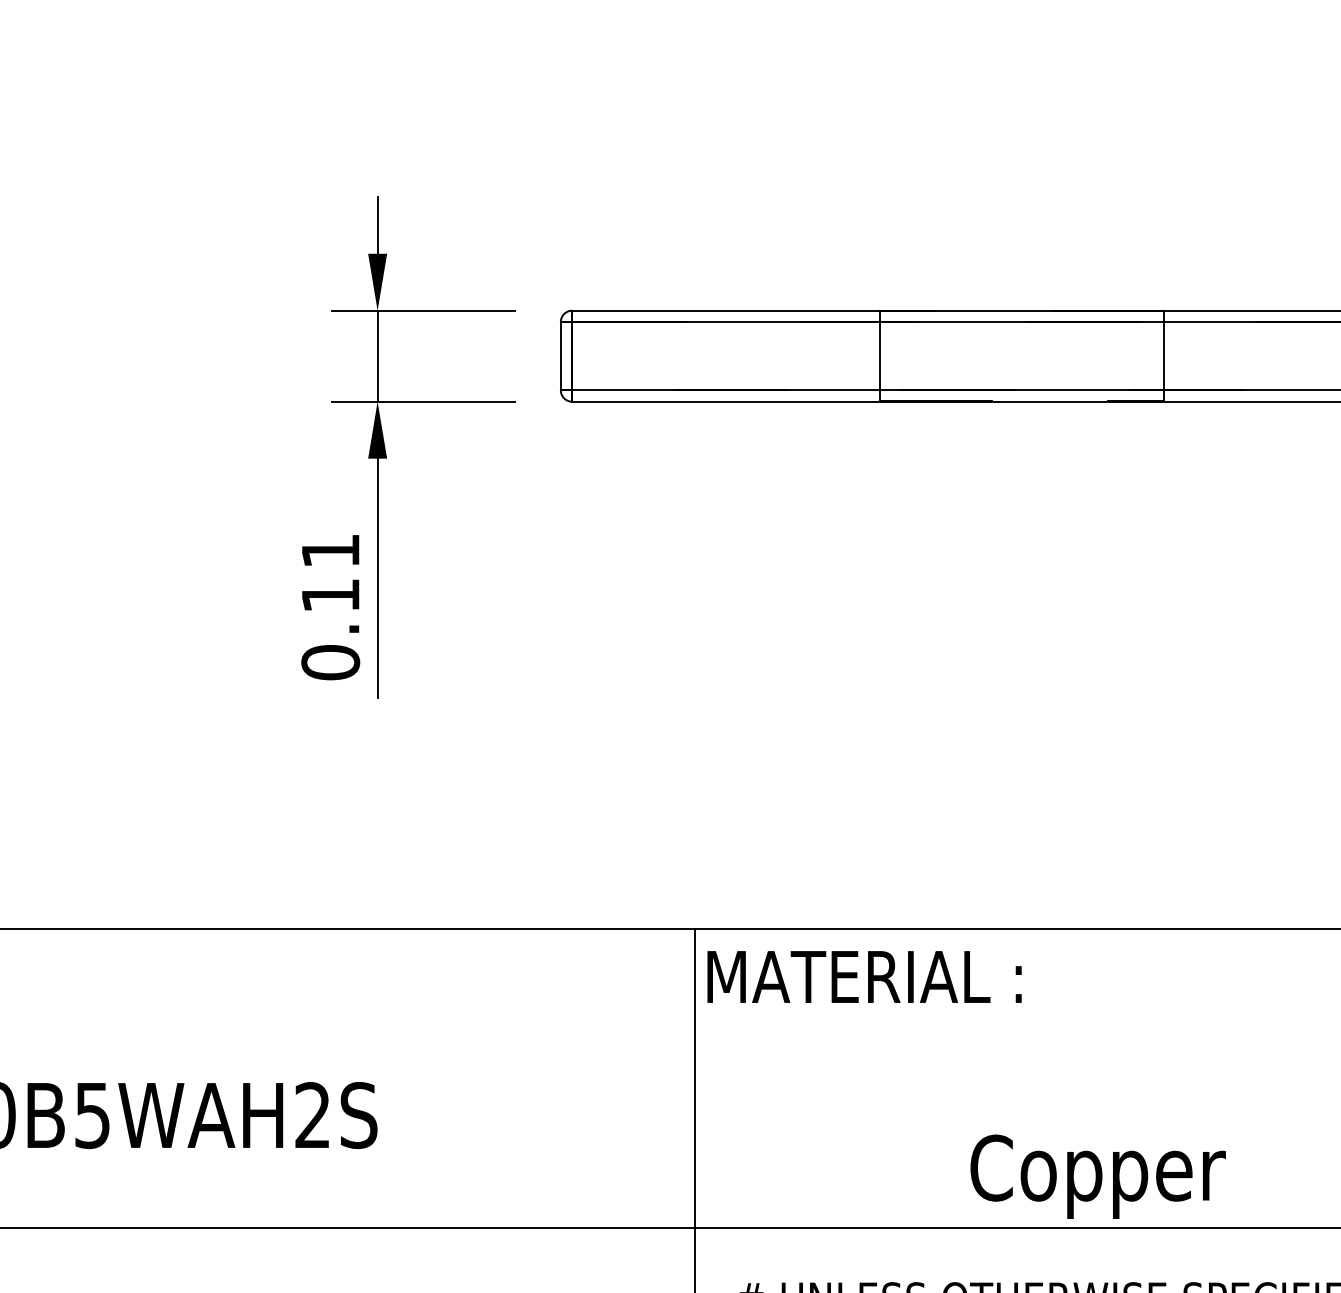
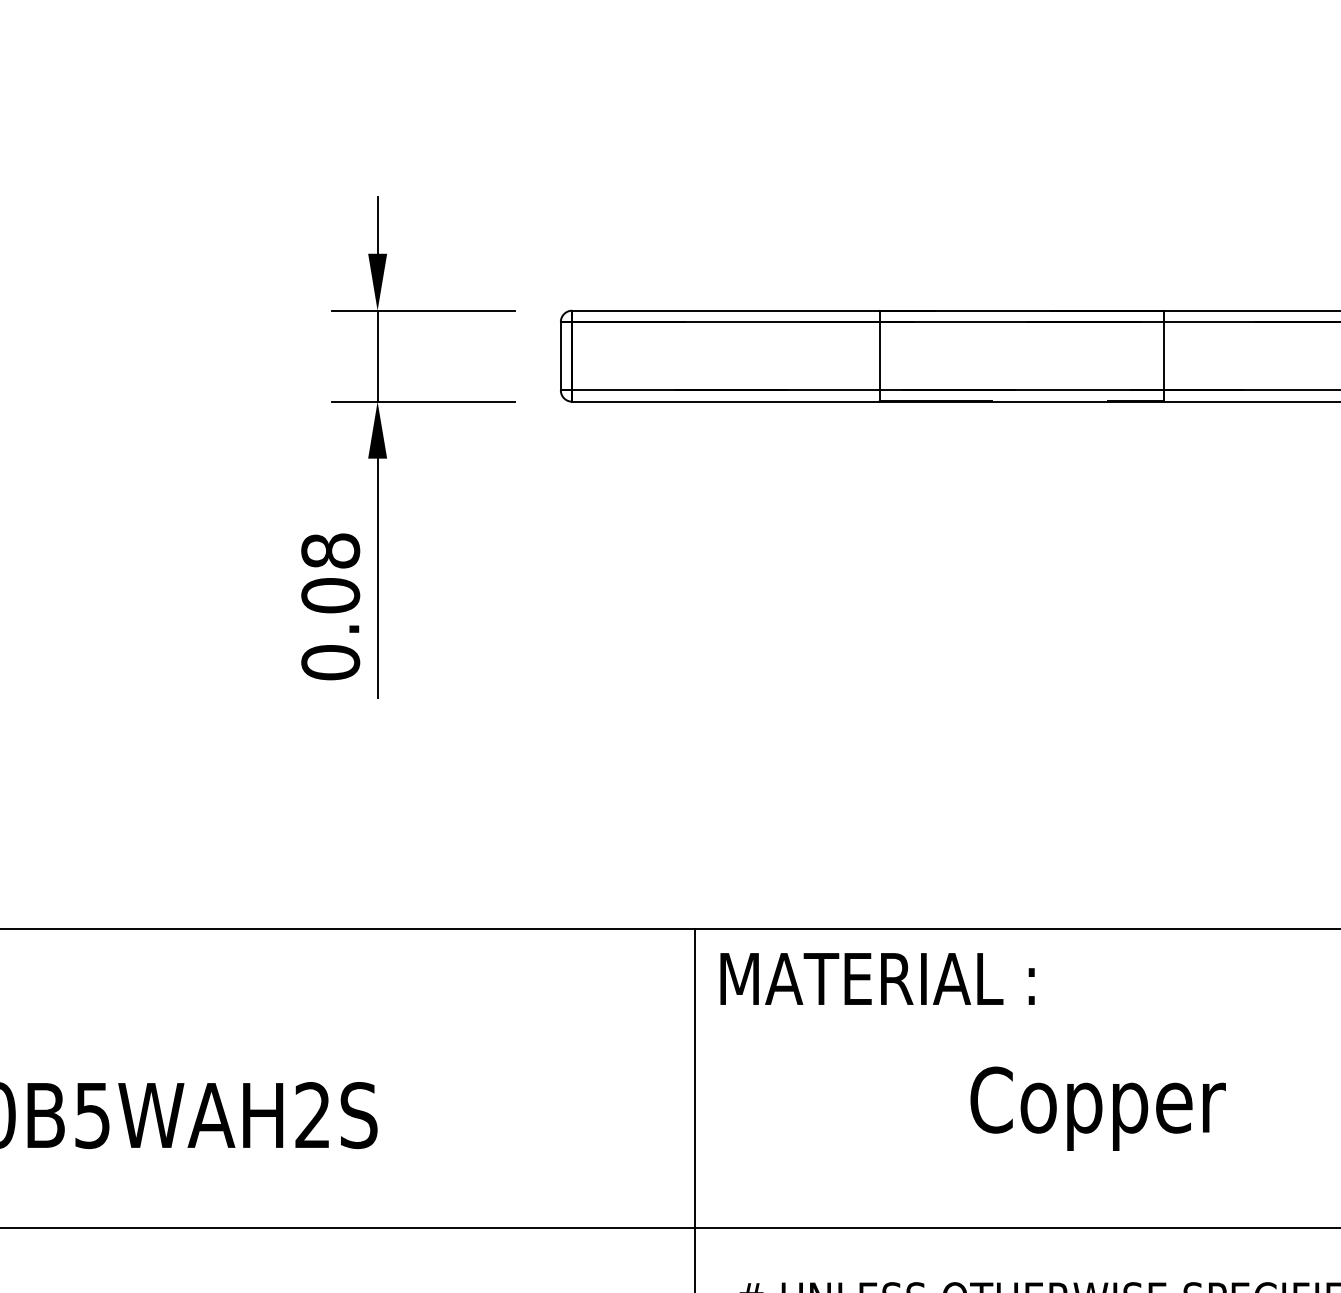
text: 0.11 -> 0.08 (330, 573)
text position: (864, 976) -> (877, 978) (877, 978)
text position: (1097, 1176) -> (1097, 1108) (1097, 1108)
